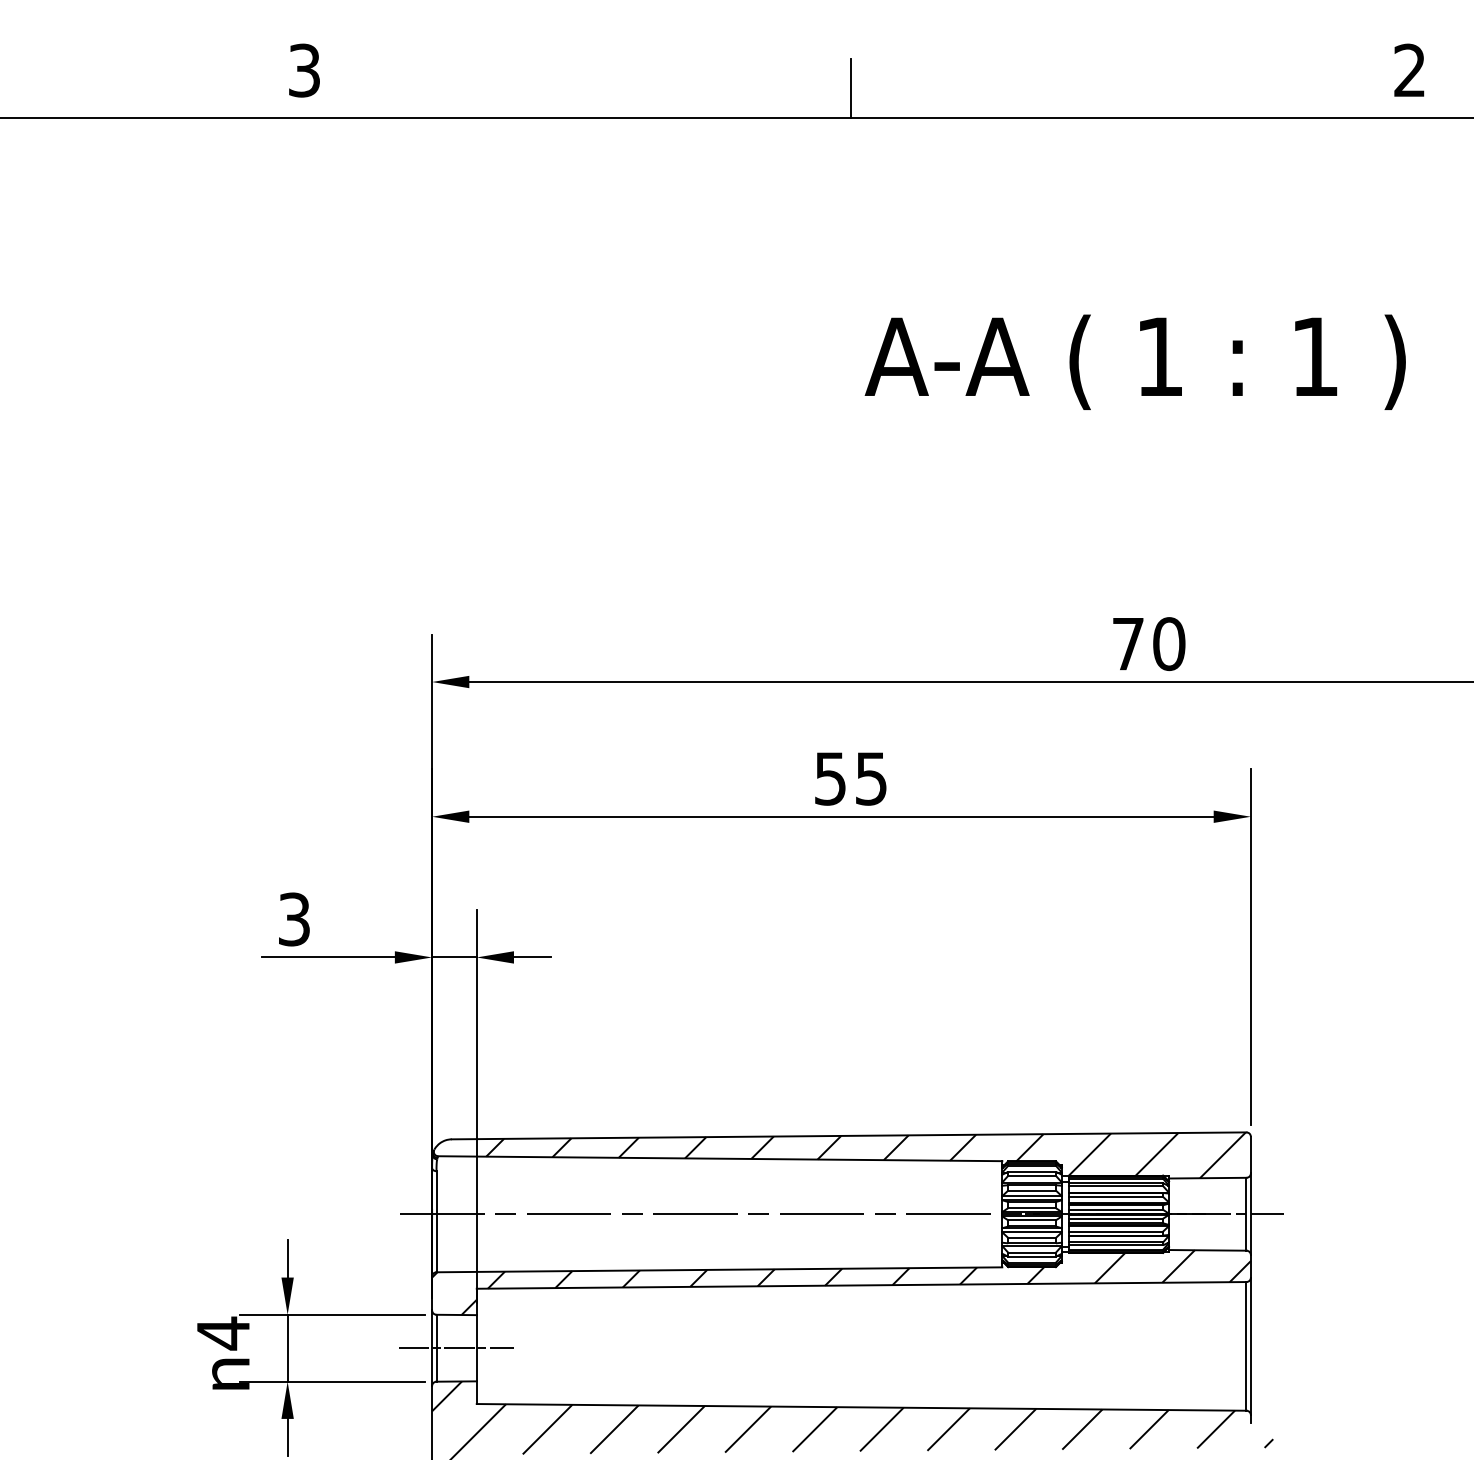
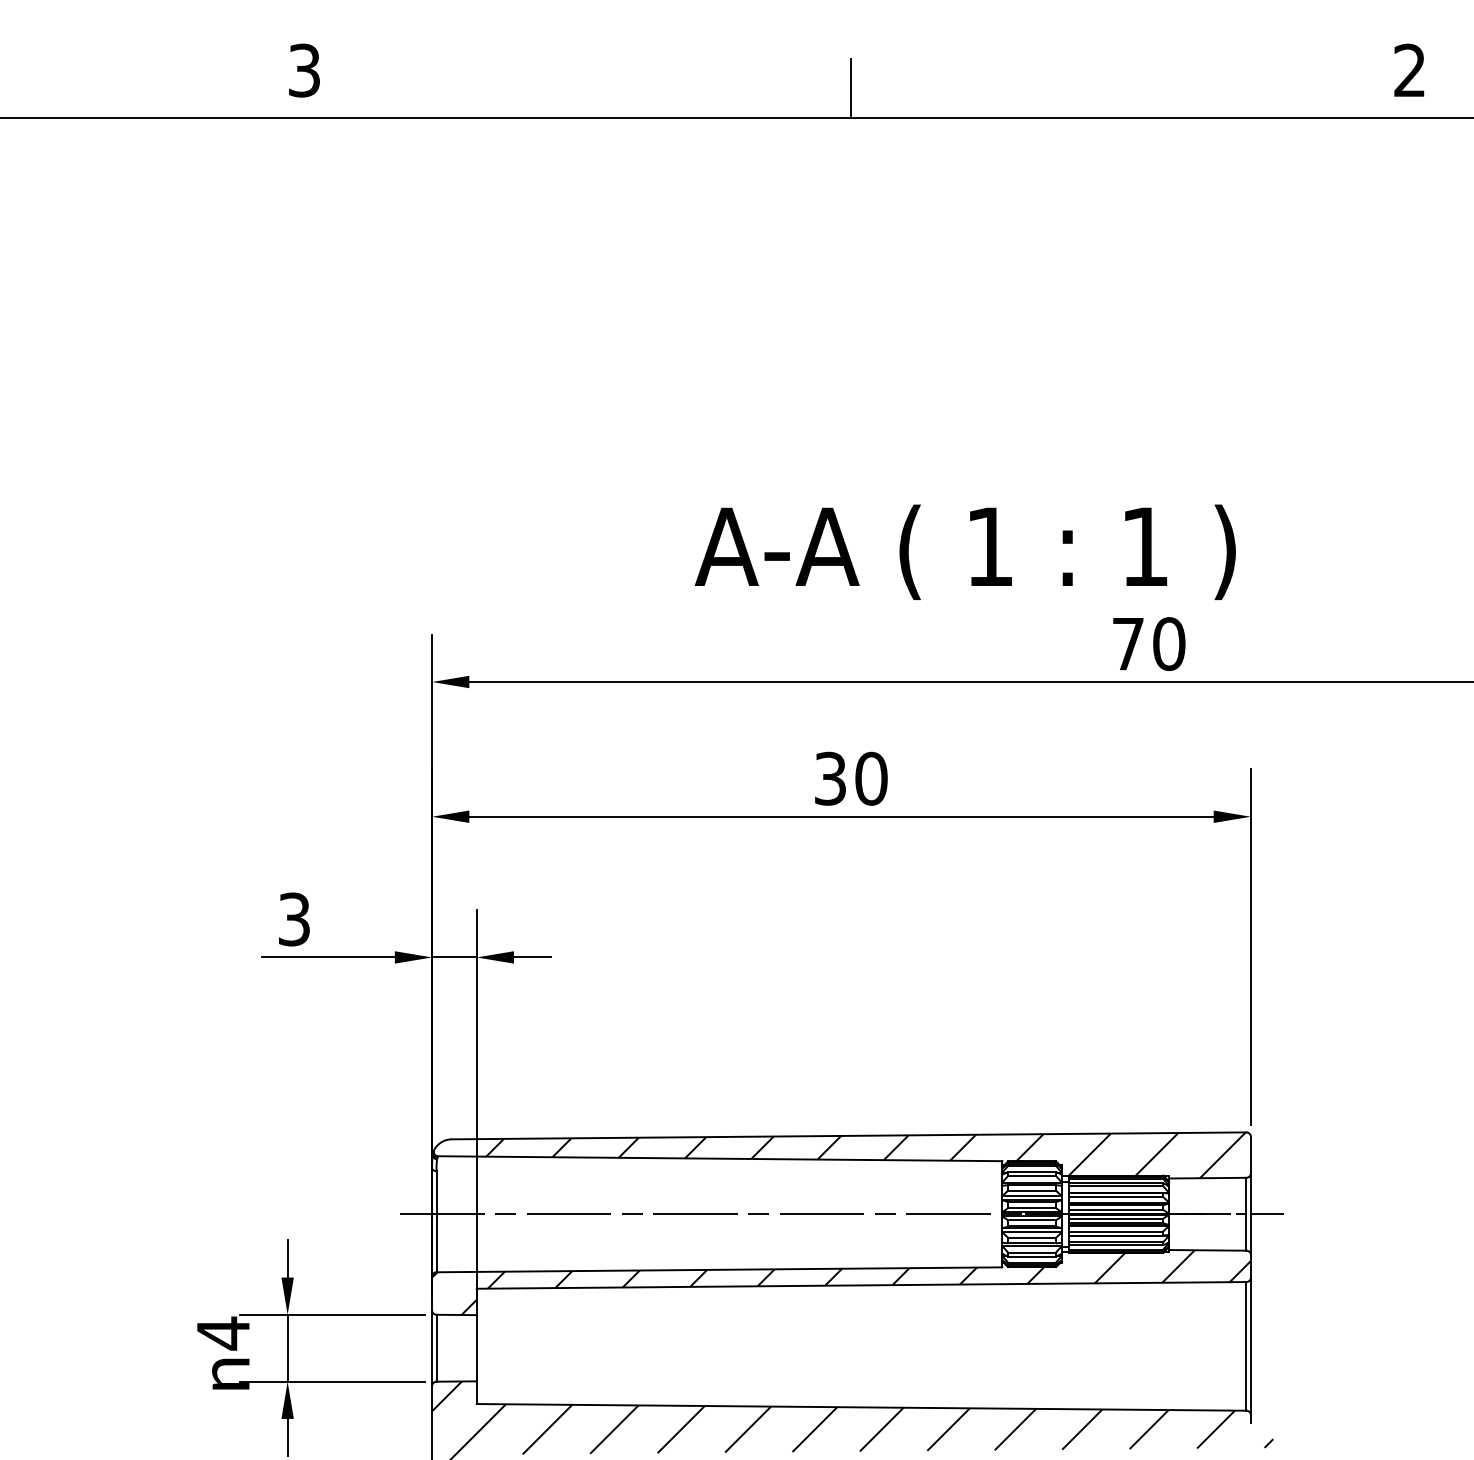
text position: (1134, 361) -> (964, 551) (964, 551)
text: 55 -> 30 (851, 778)
line: present -> none (456, 1348)
